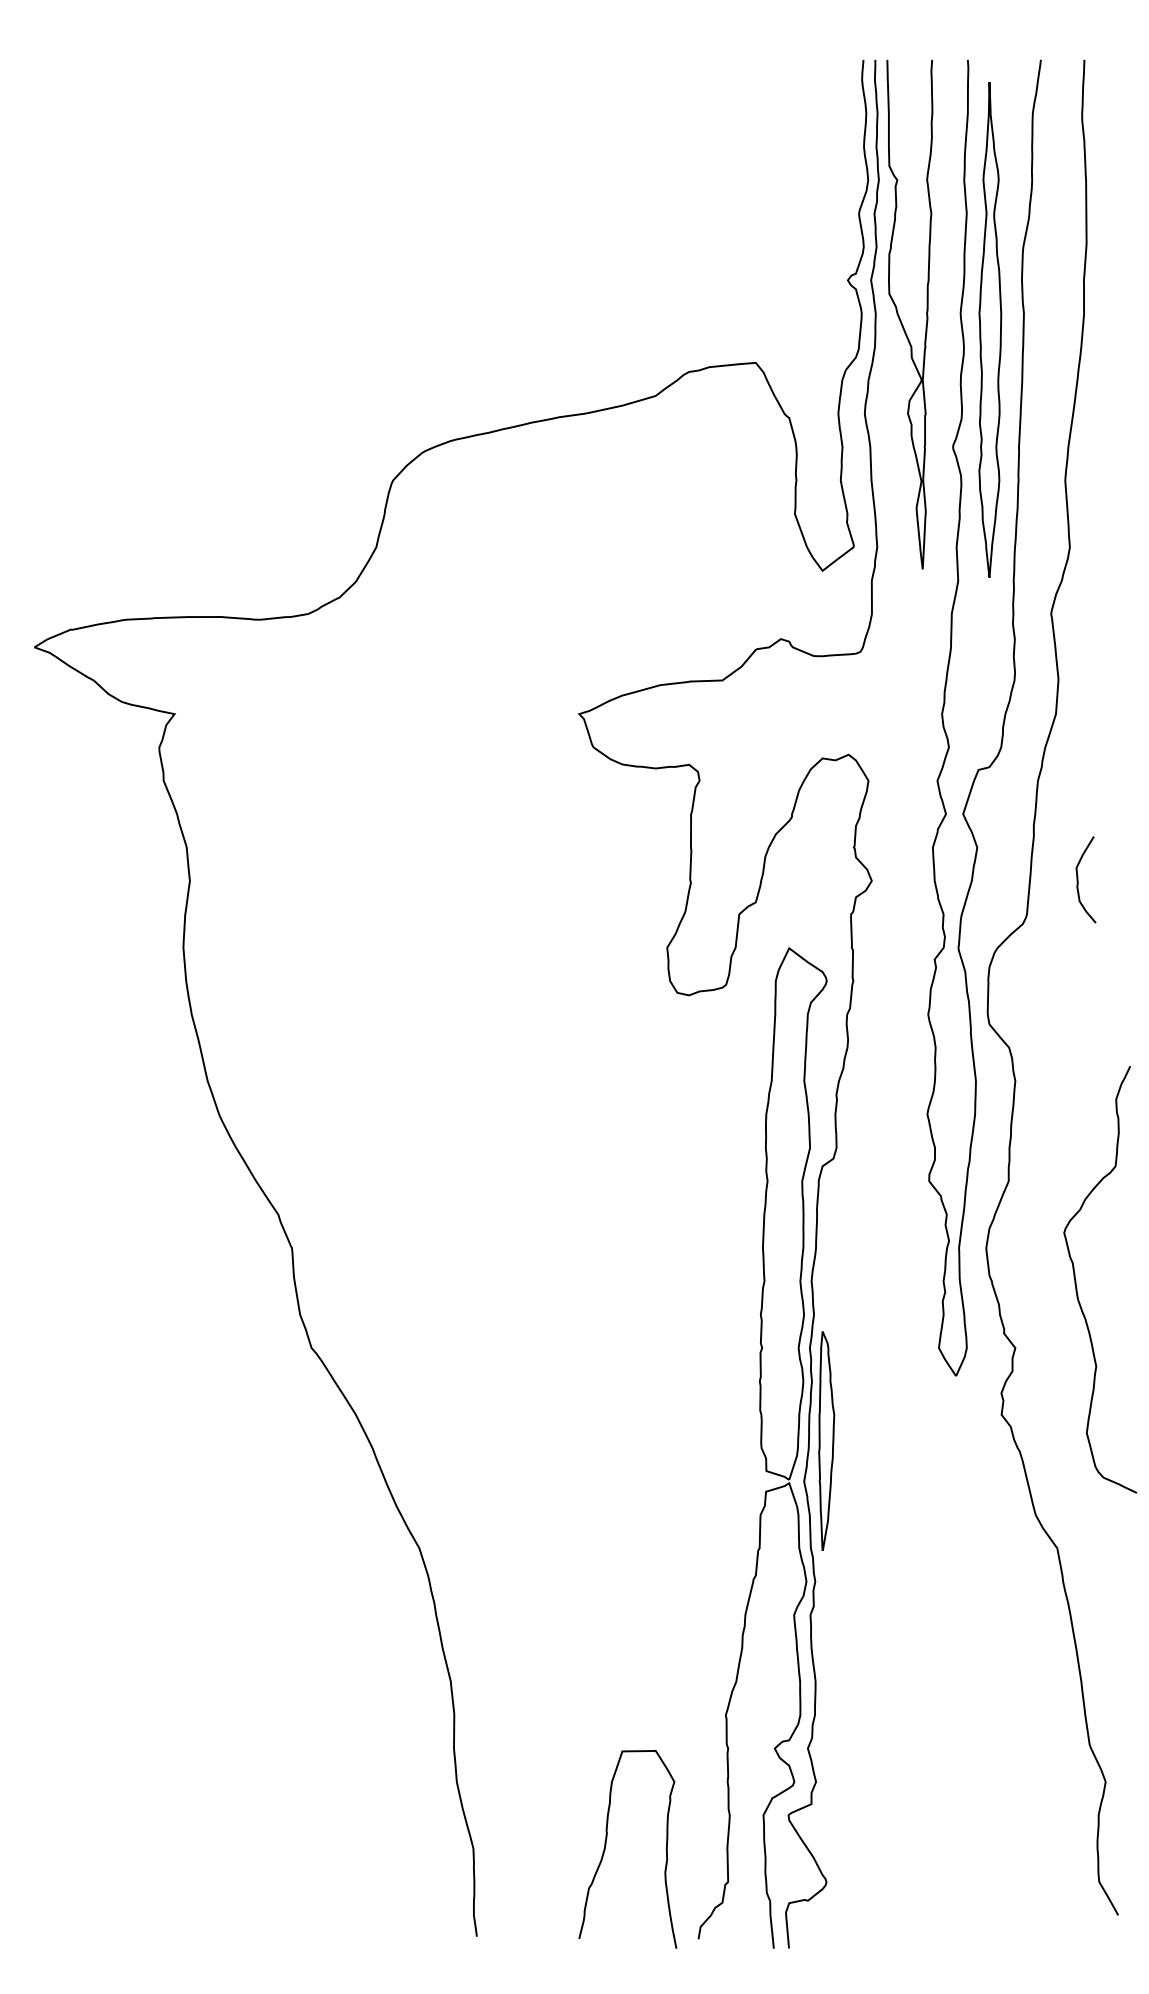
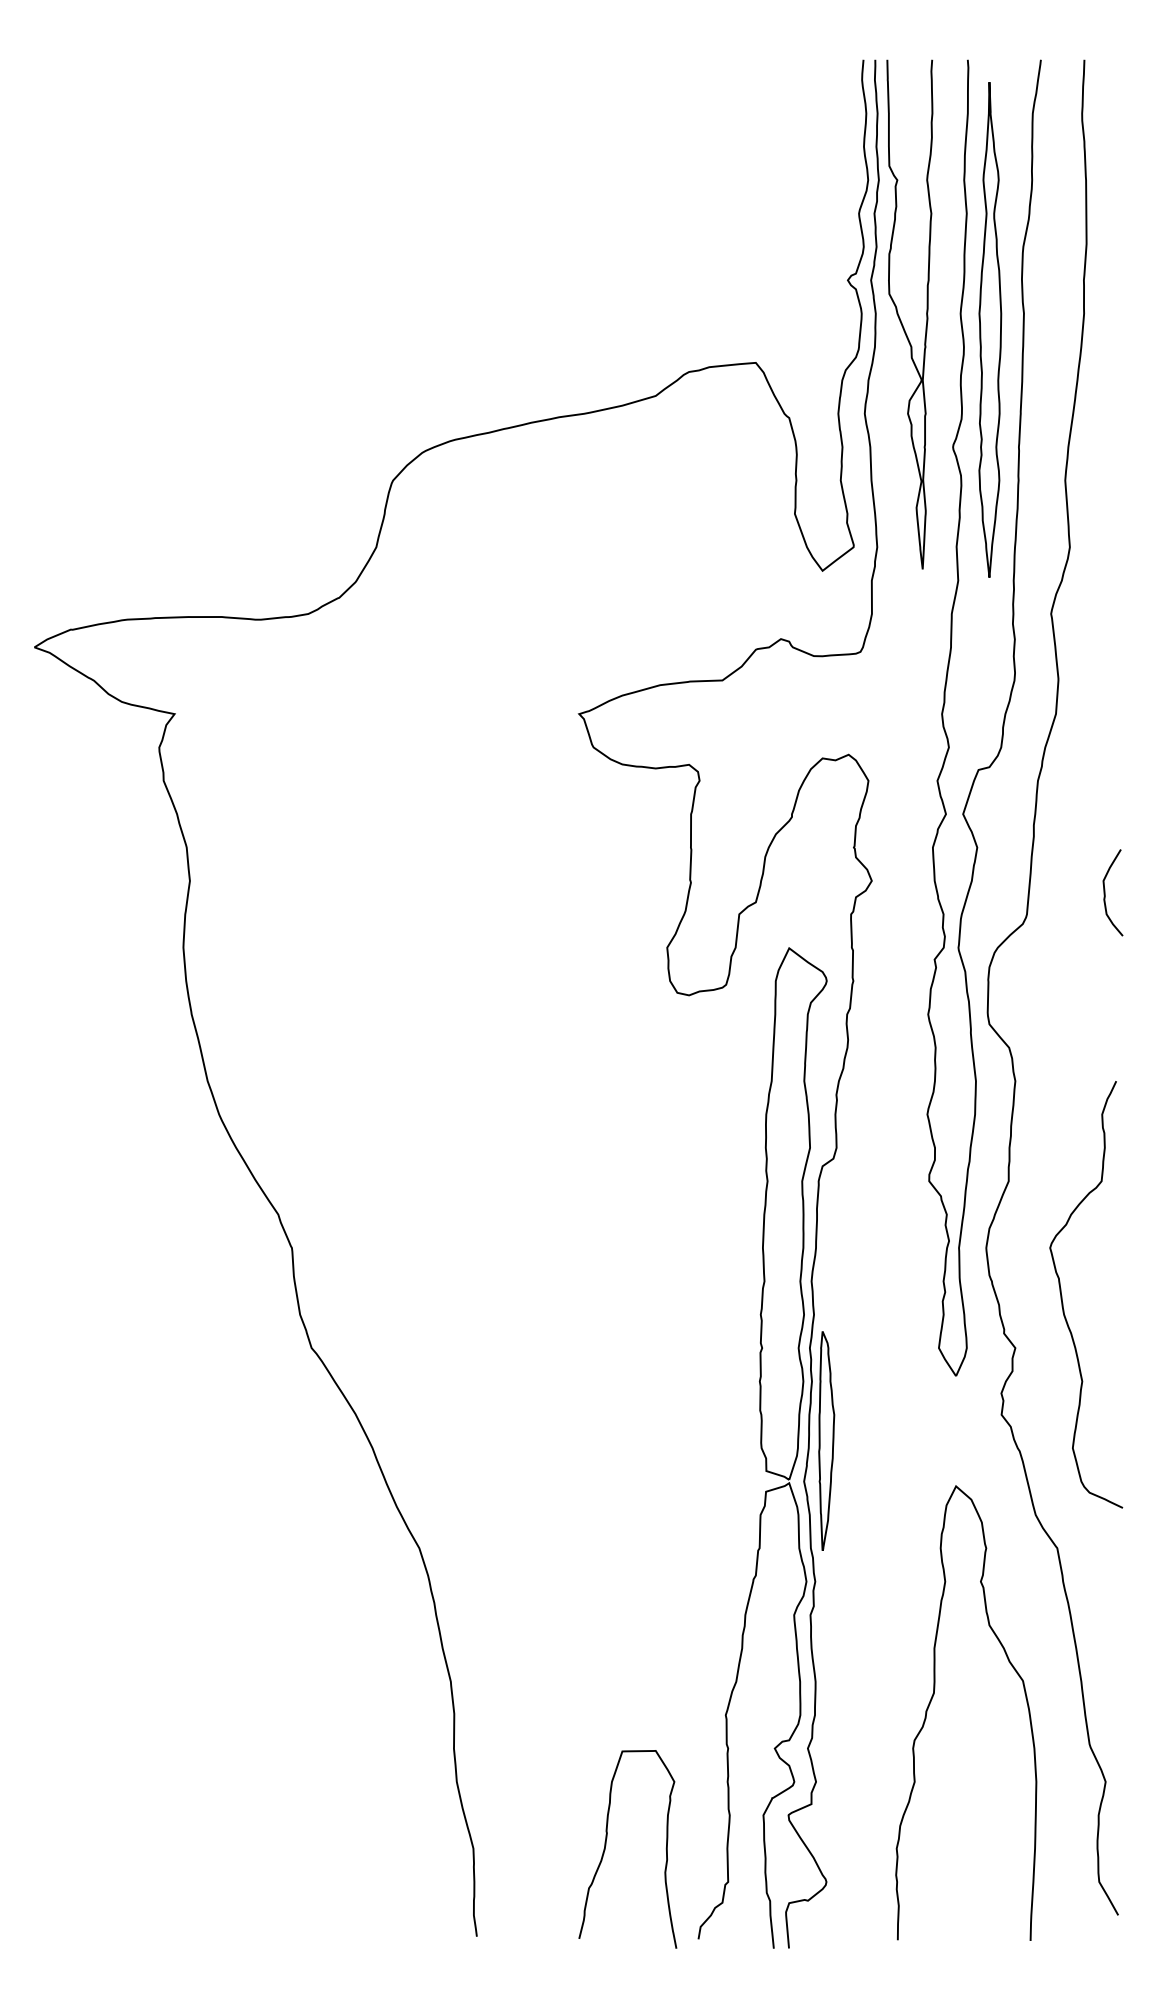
curve position: (1078, 879) -> (1105, 892) (1105, 892)
curve position: (1076, 1280) -> (1062, 1295) (1062, 1295)
curve: none -> present (933, 1697)
